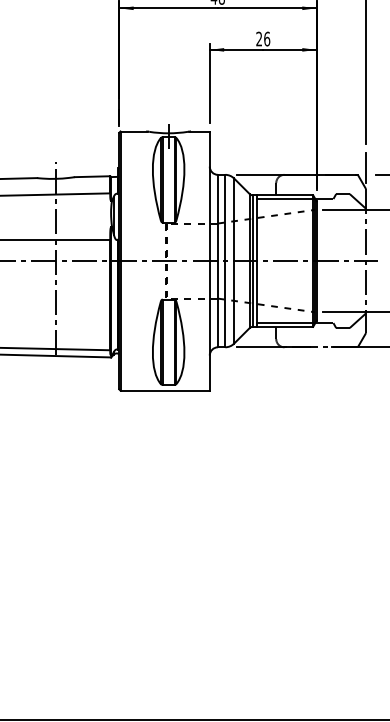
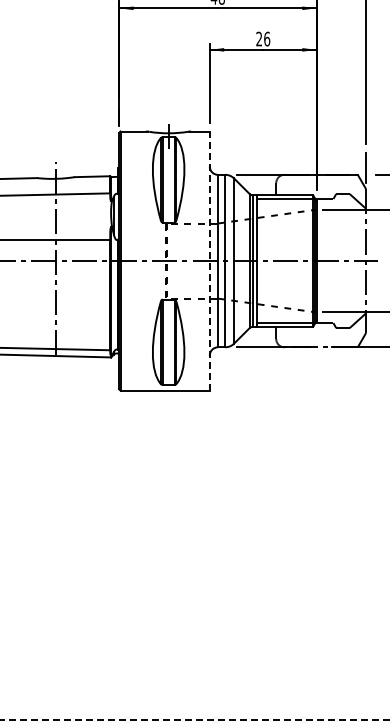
line: solid -> dashed (209, 261)
line: solid -> dashed (194, 720)
